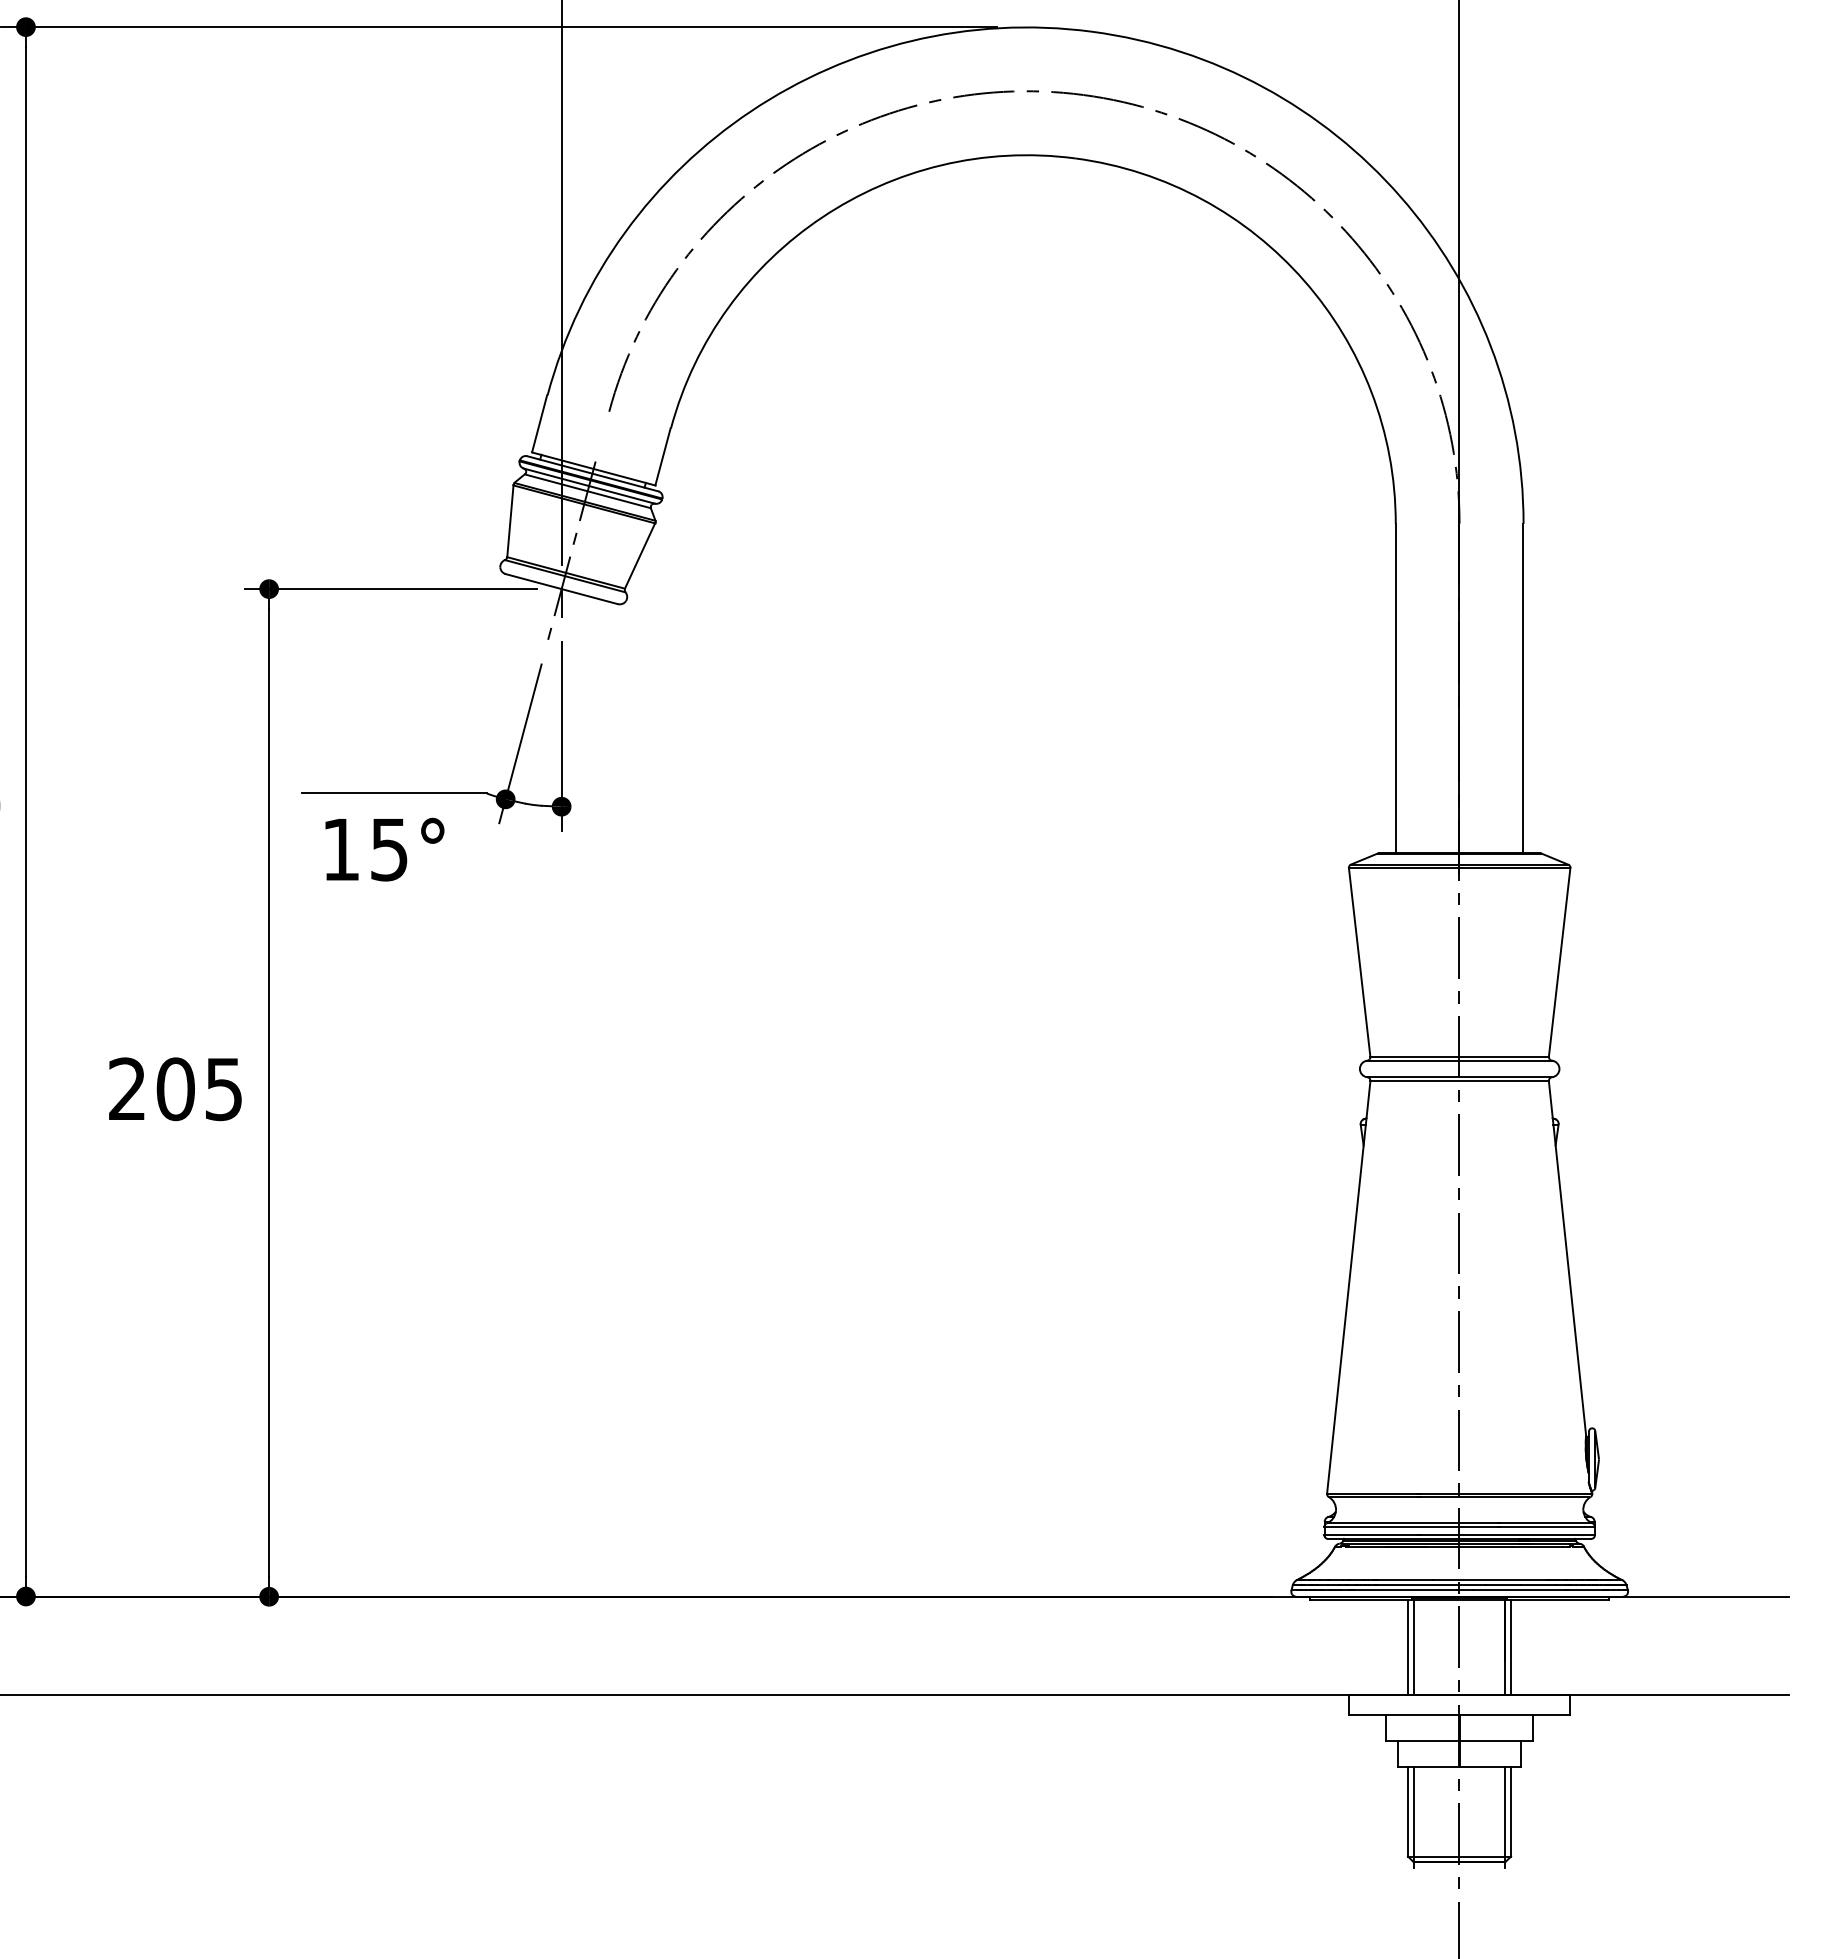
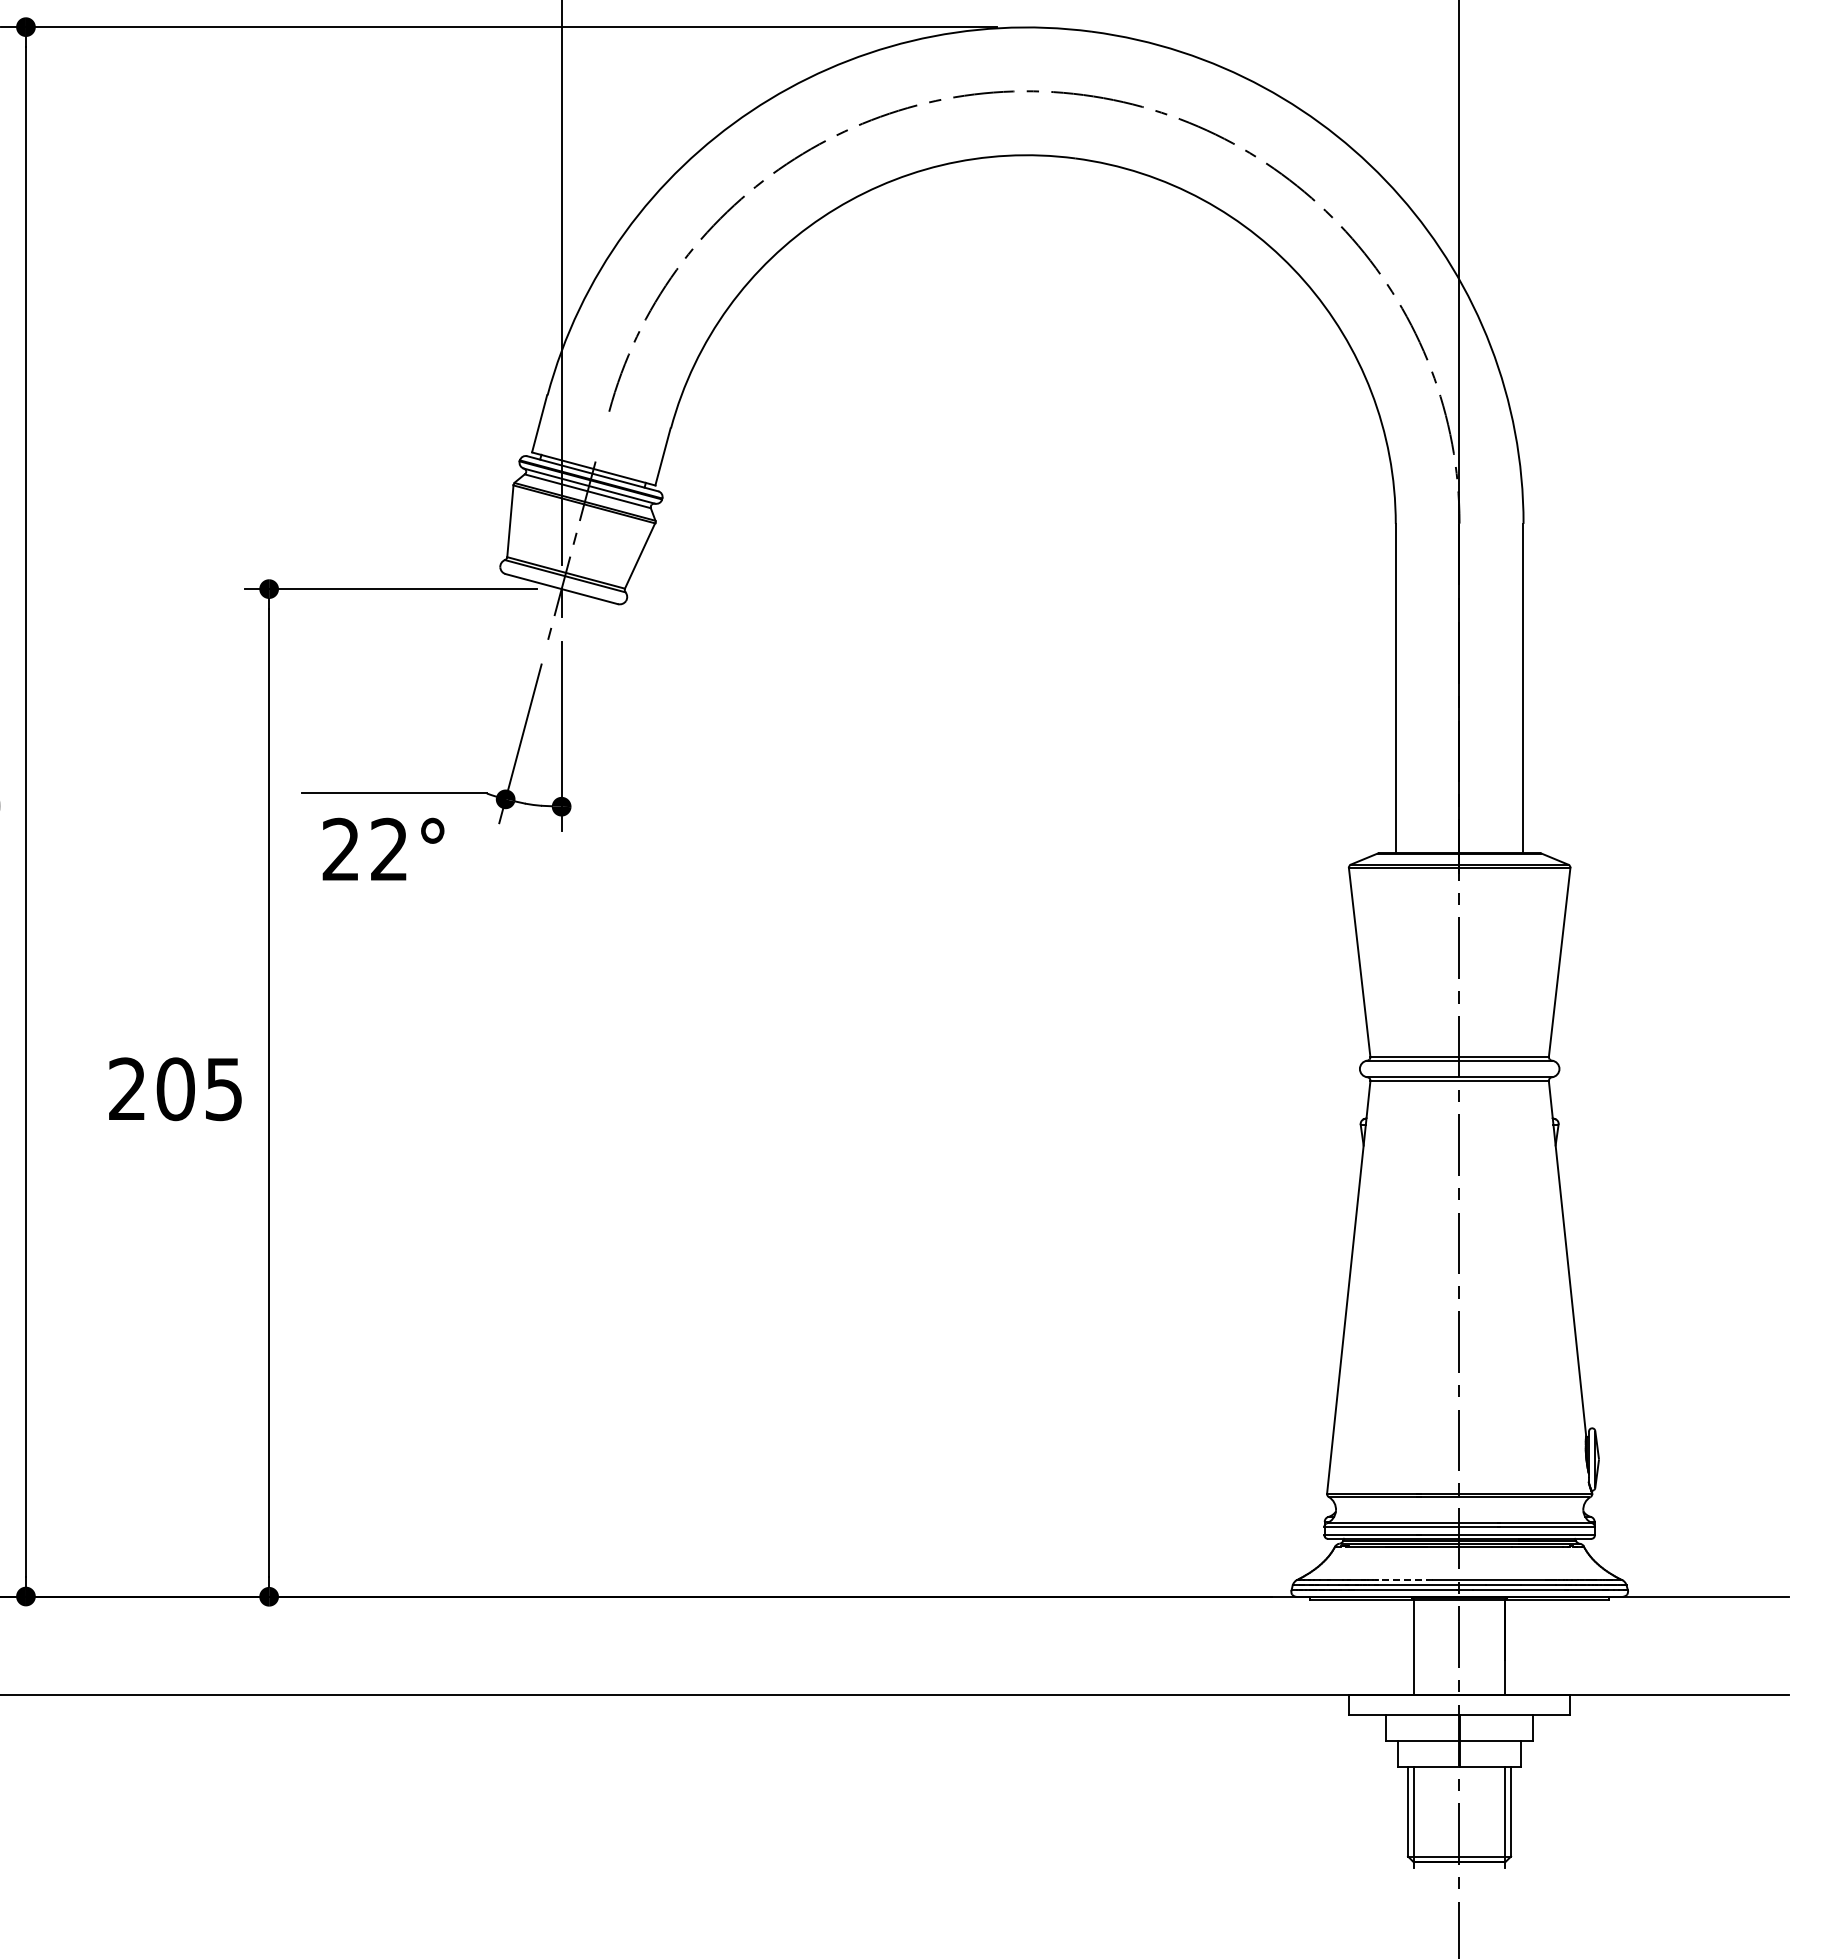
text: 15° -> 22° (364, 849)
line: solid -> dashed (1403, 1580)
line: present -> none (1408, 1647)
line: present -> none (1511, 1647)
